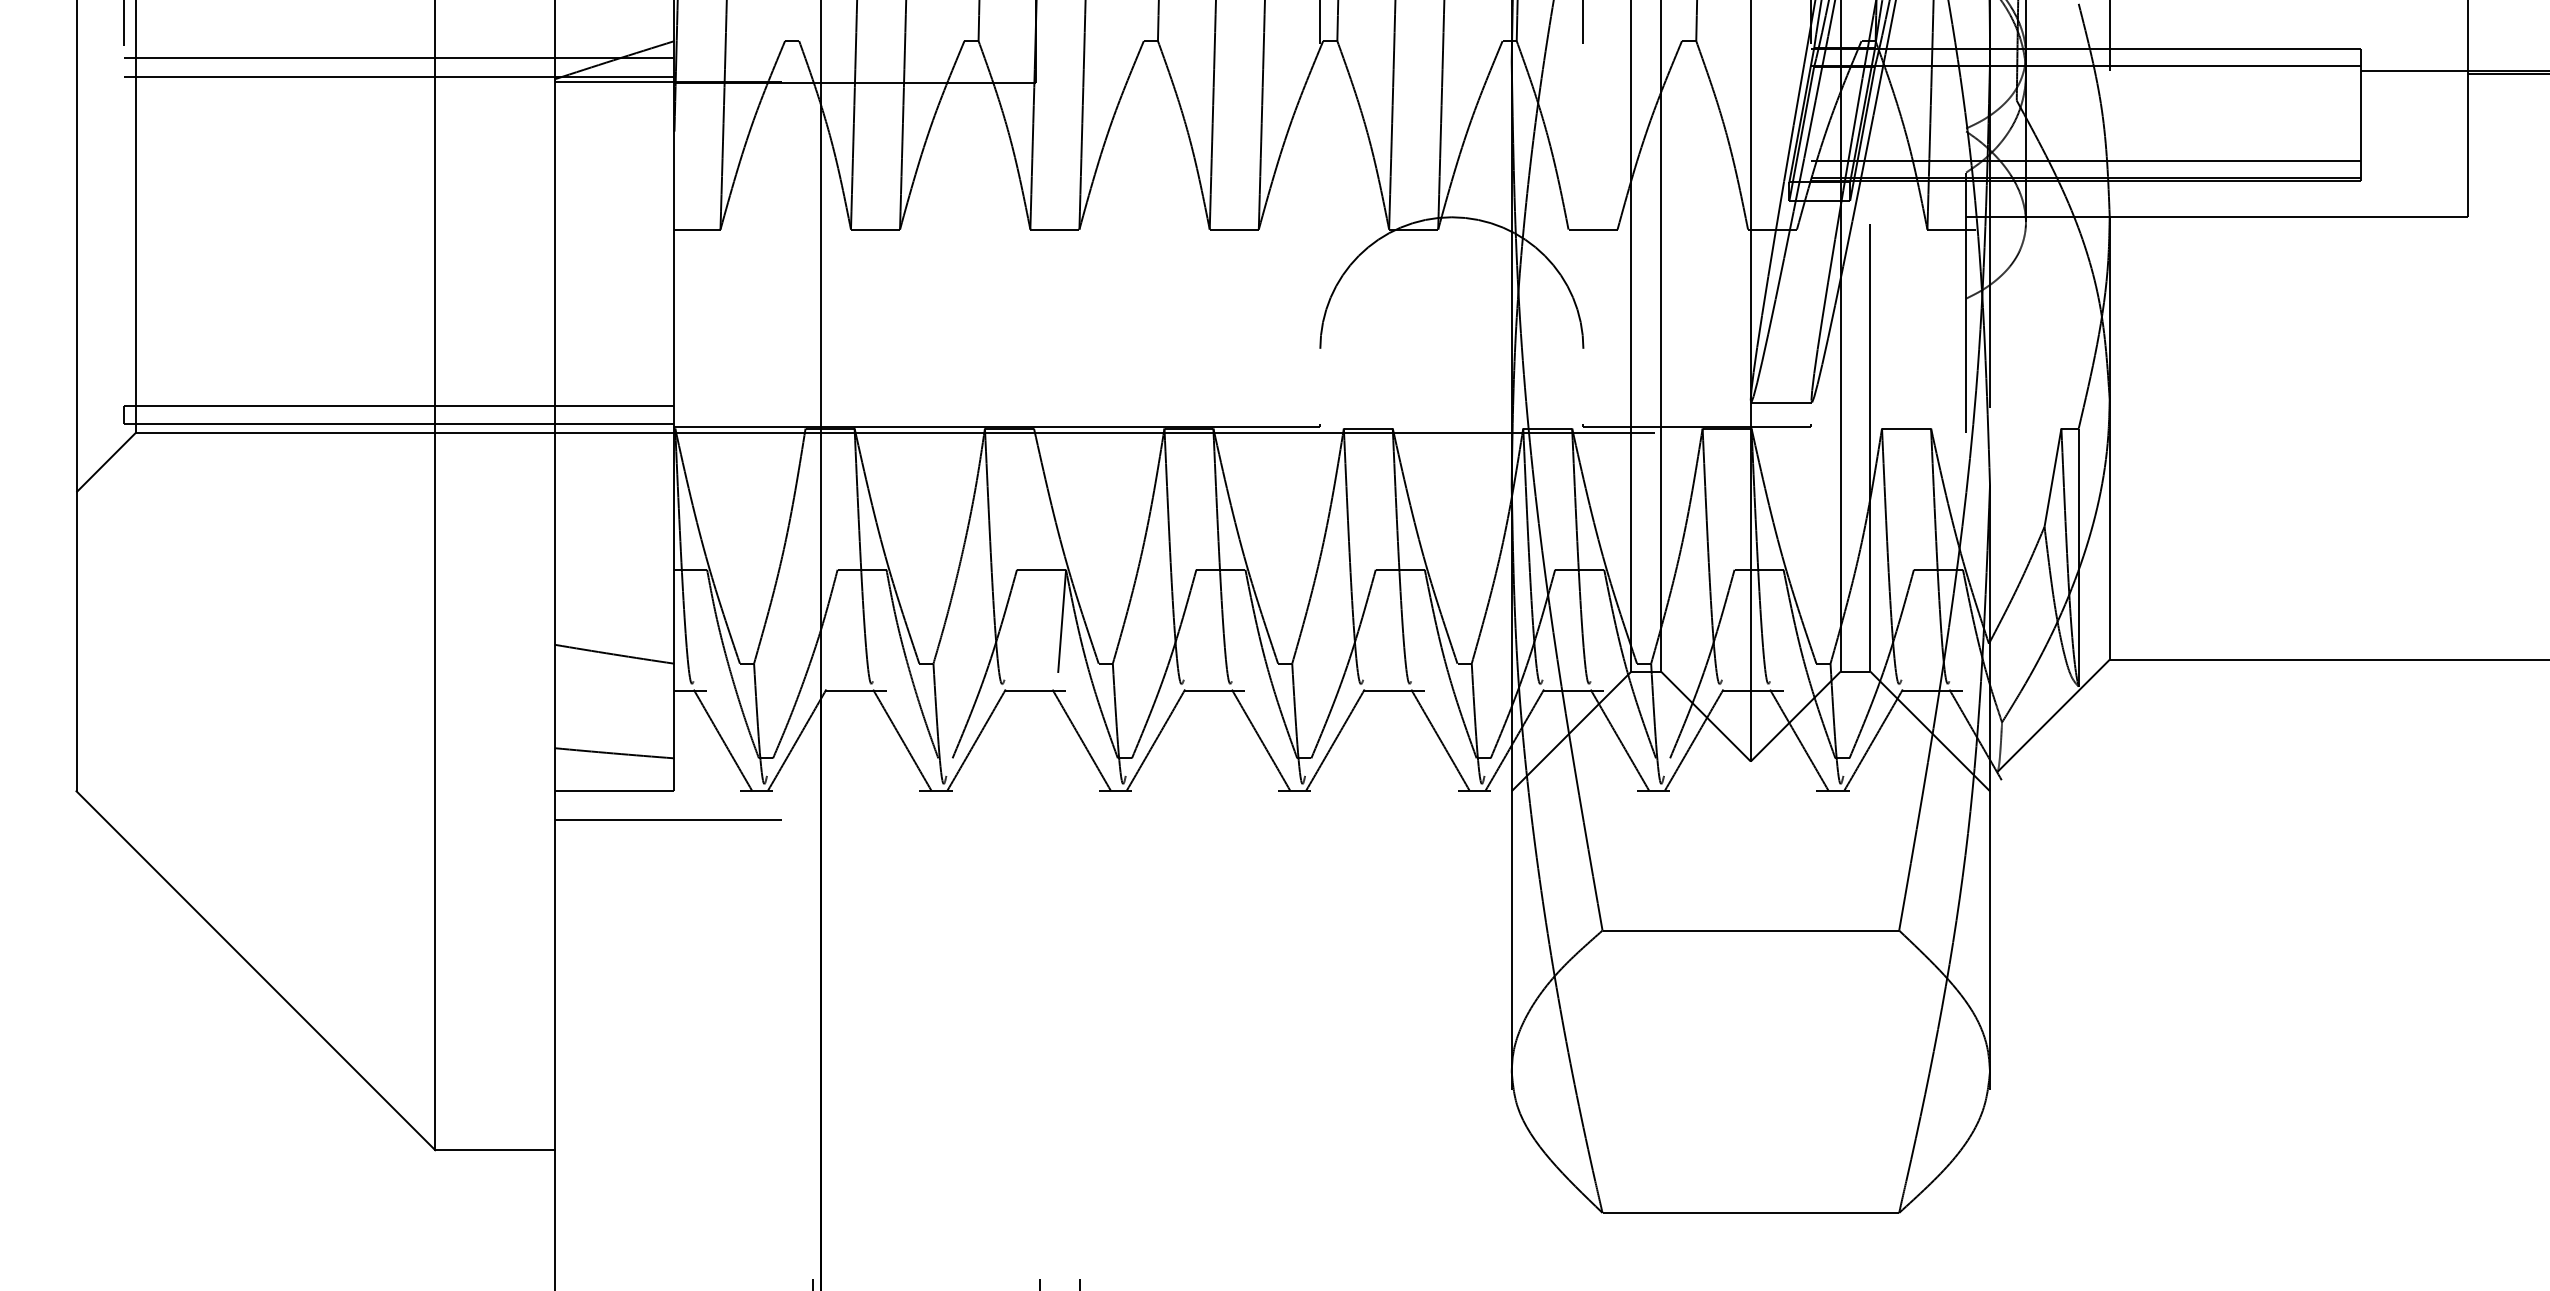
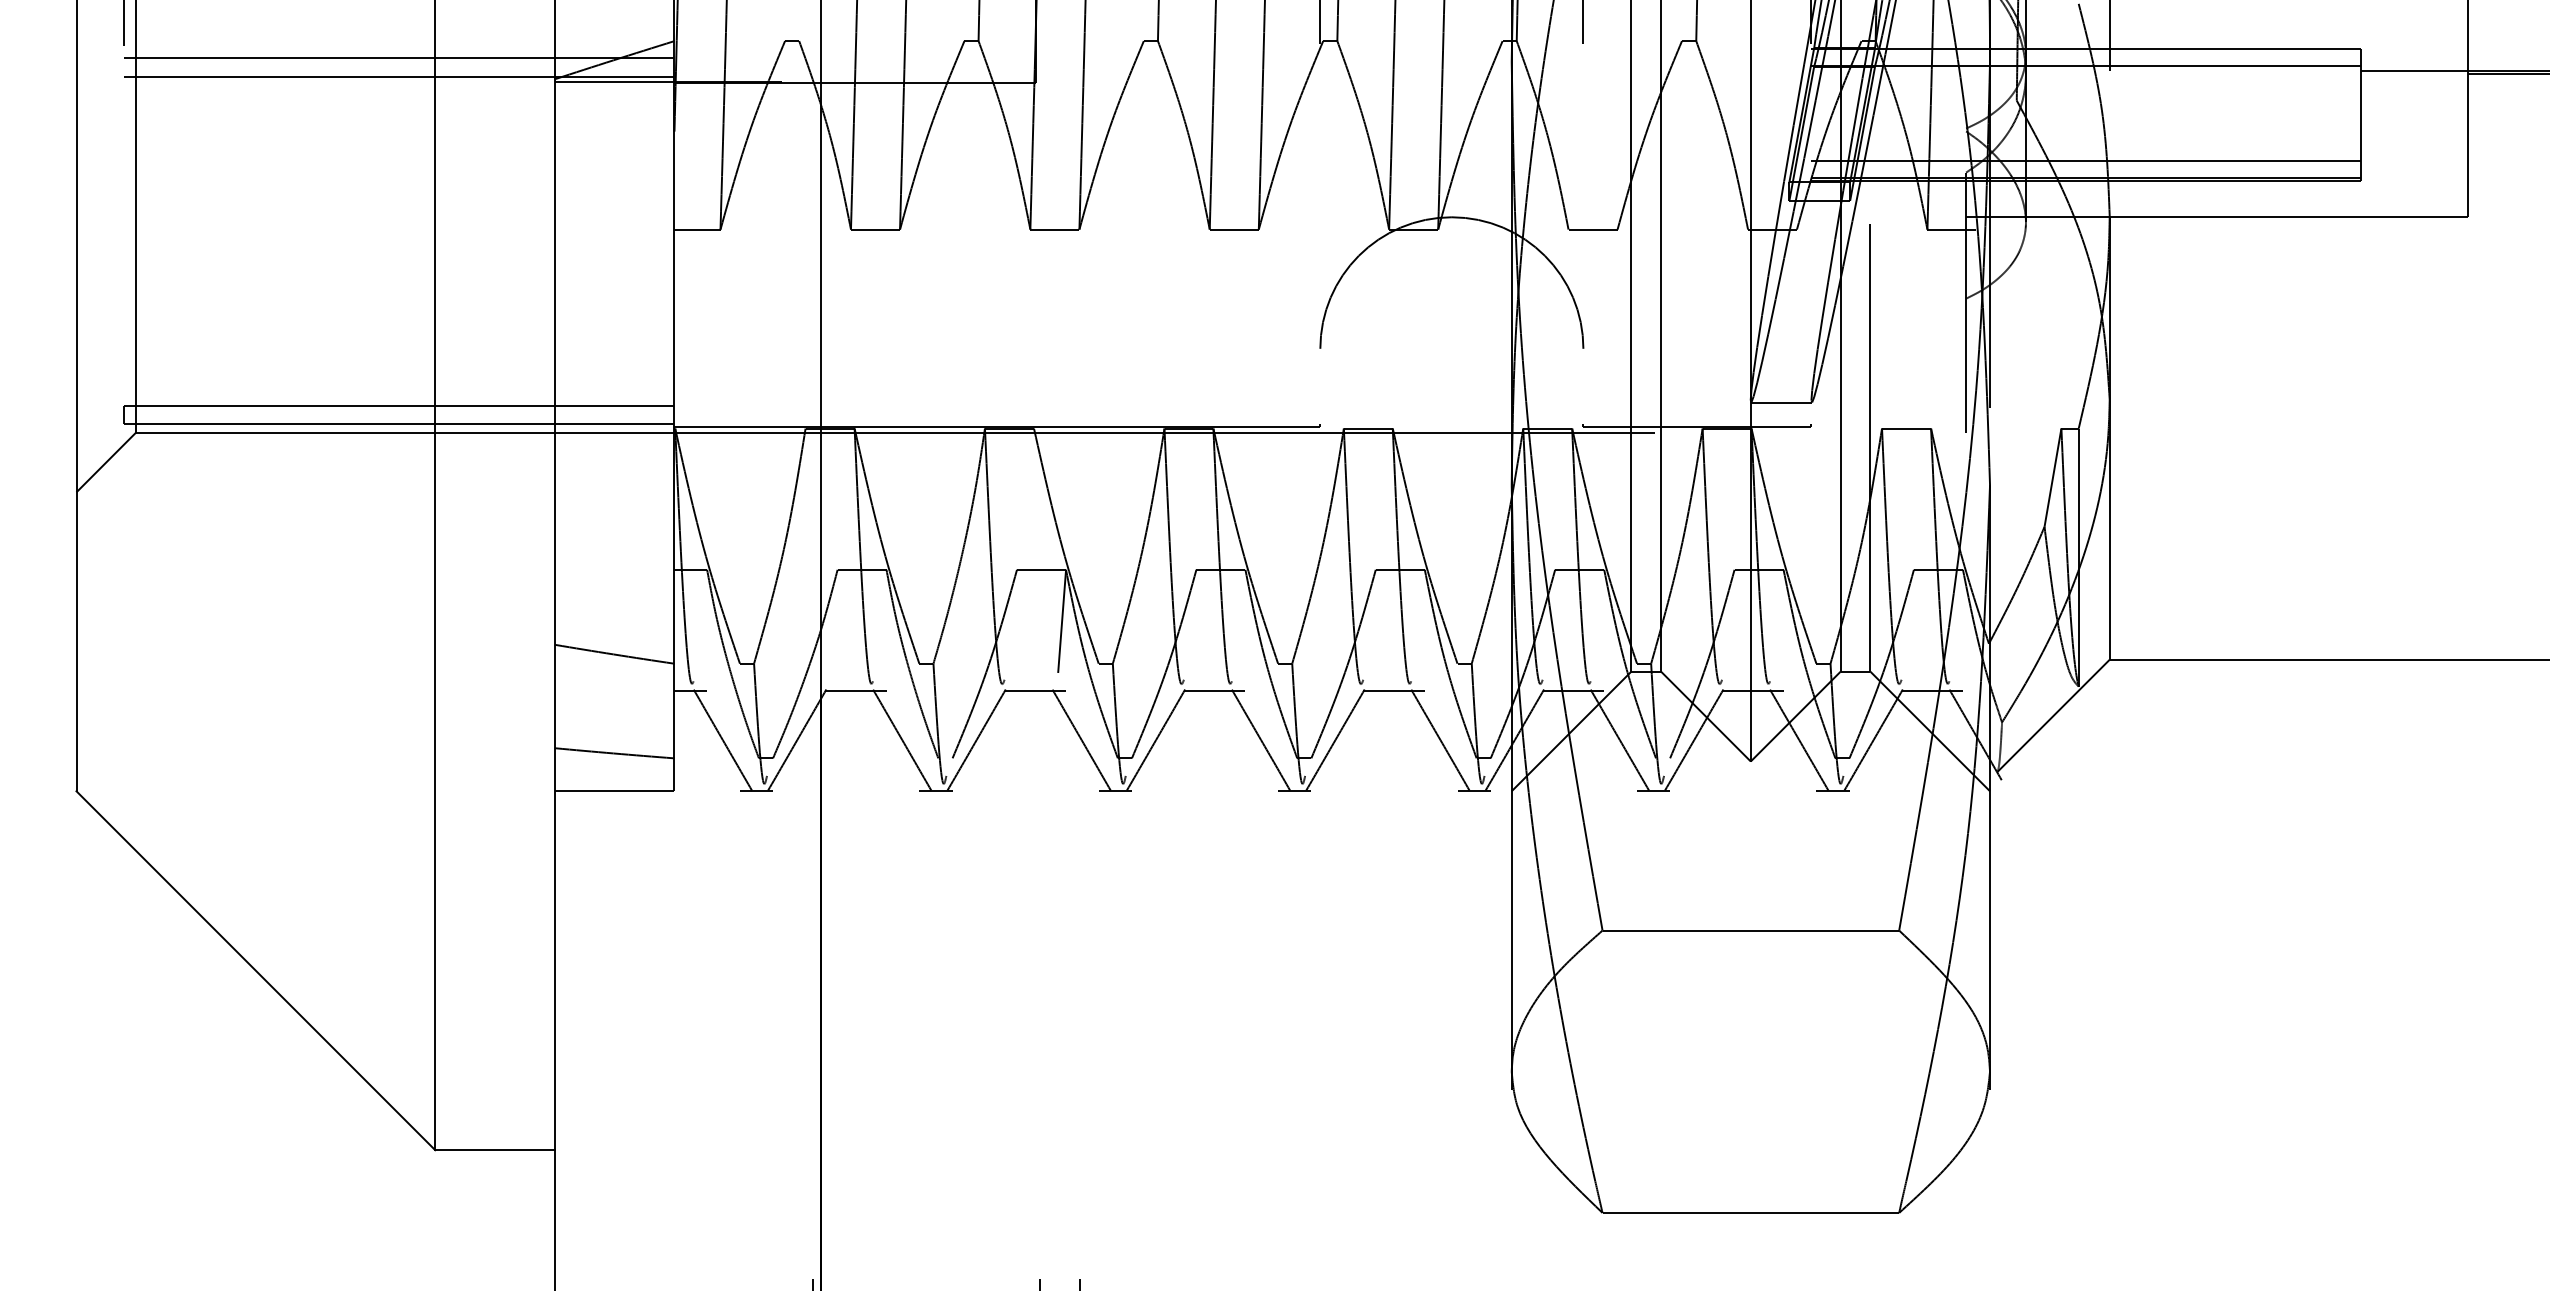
line: present -> none (667, 819)
